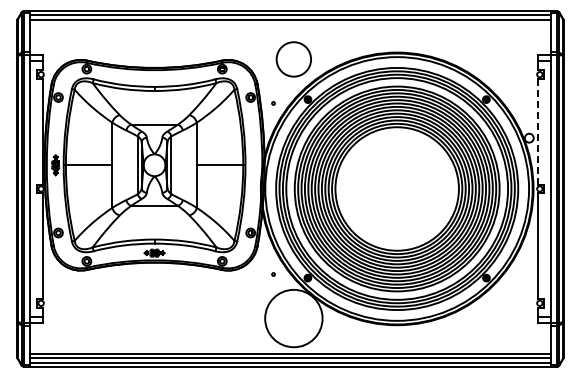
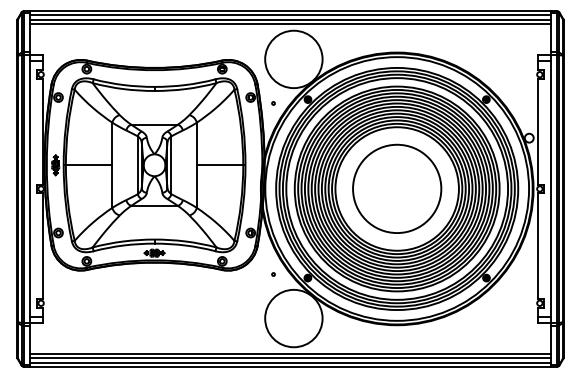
line: none -> present (290, 23)
circle diameter: 34 px -> 57 px (293, 59)
line: dashed -> solid (538, 131)
circle: none -> present (397, 188)
